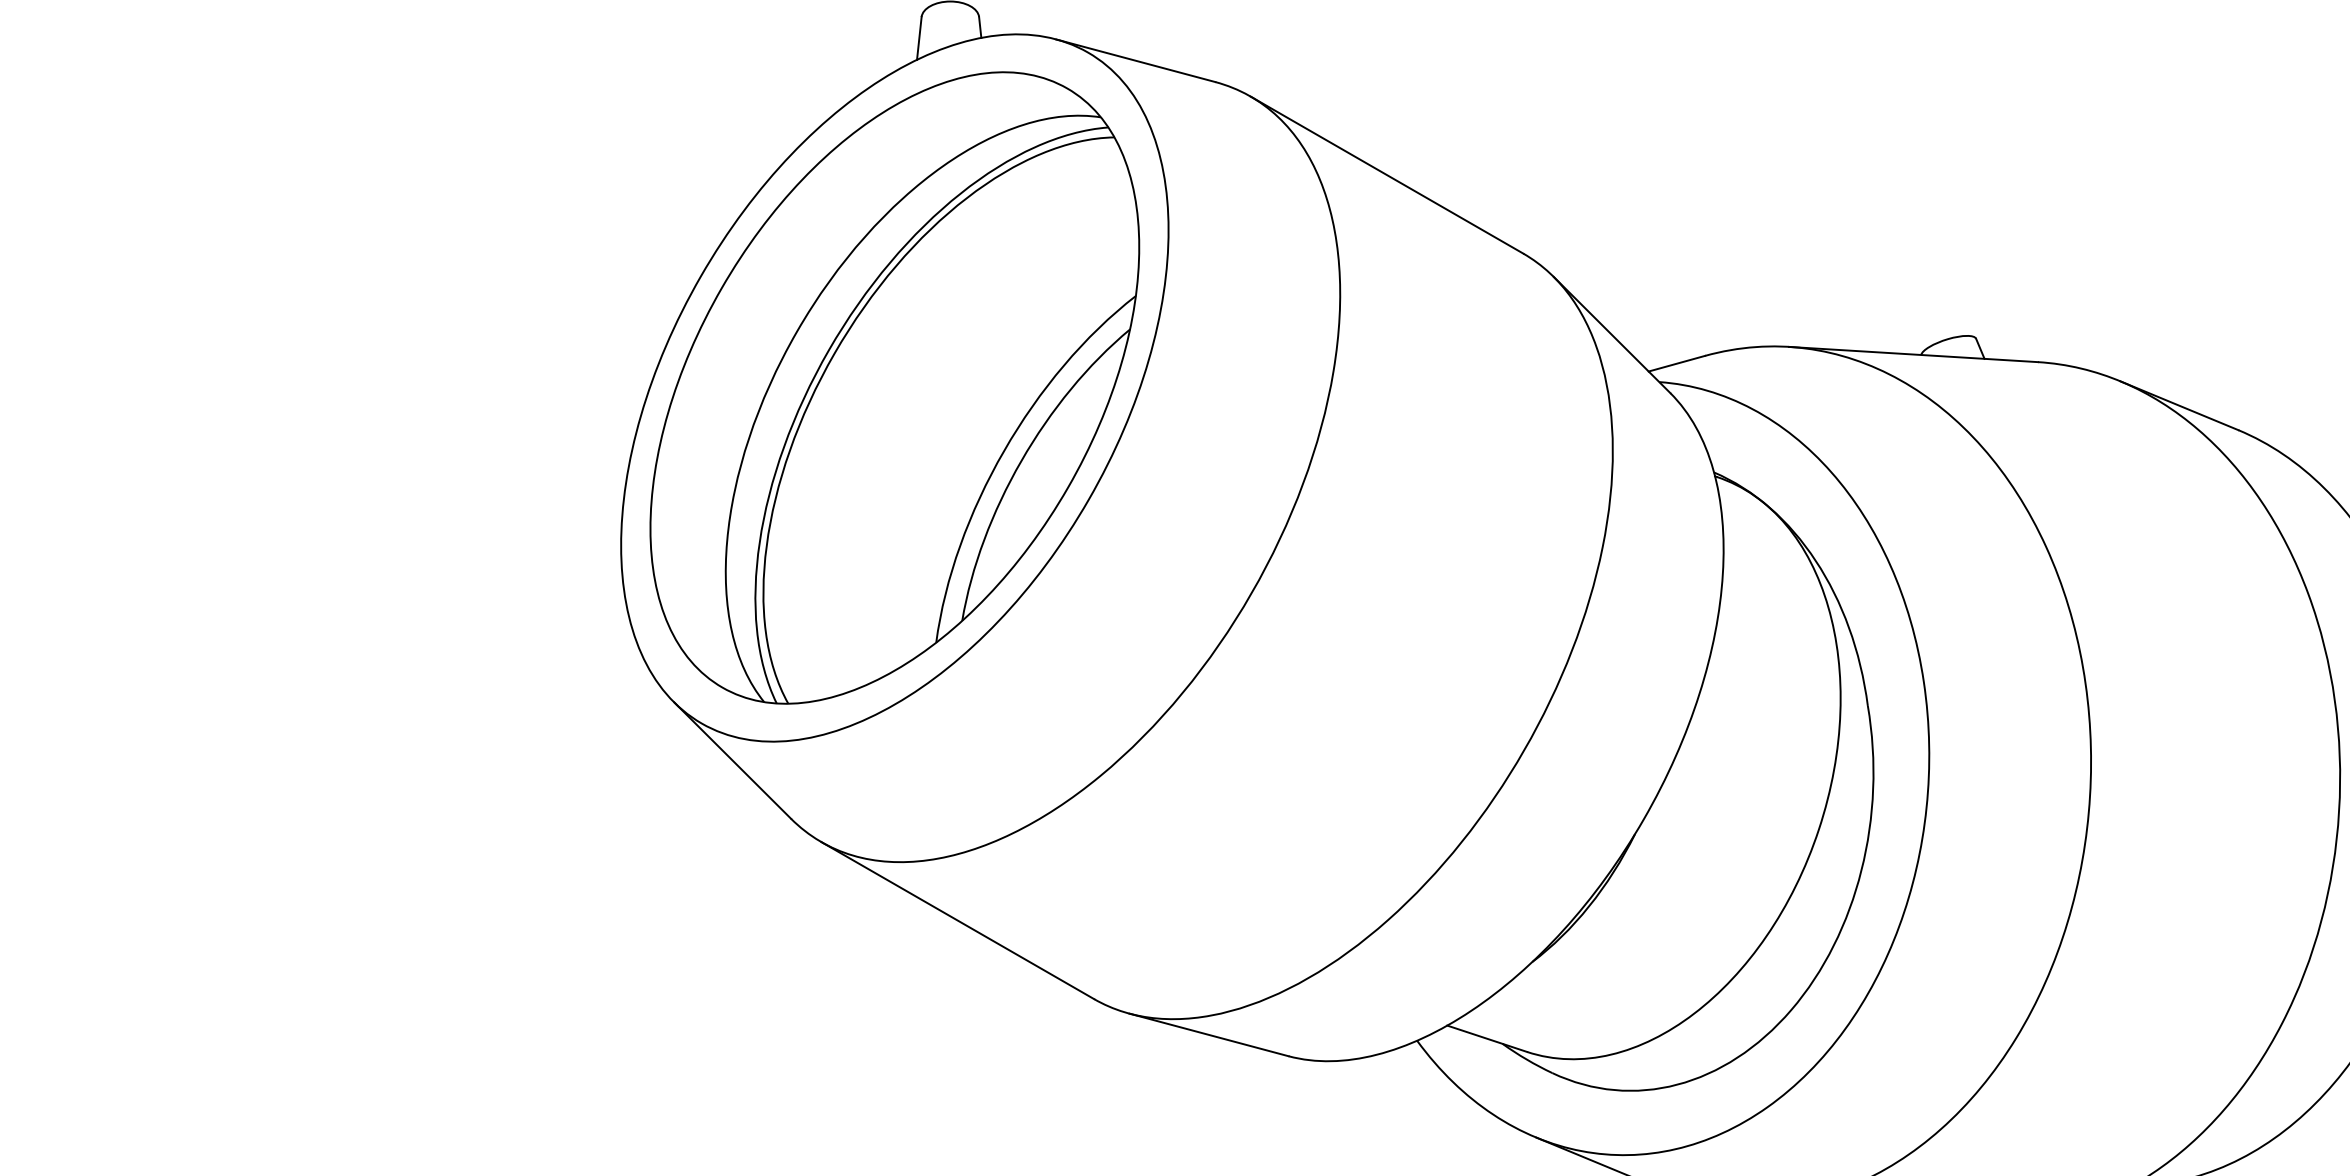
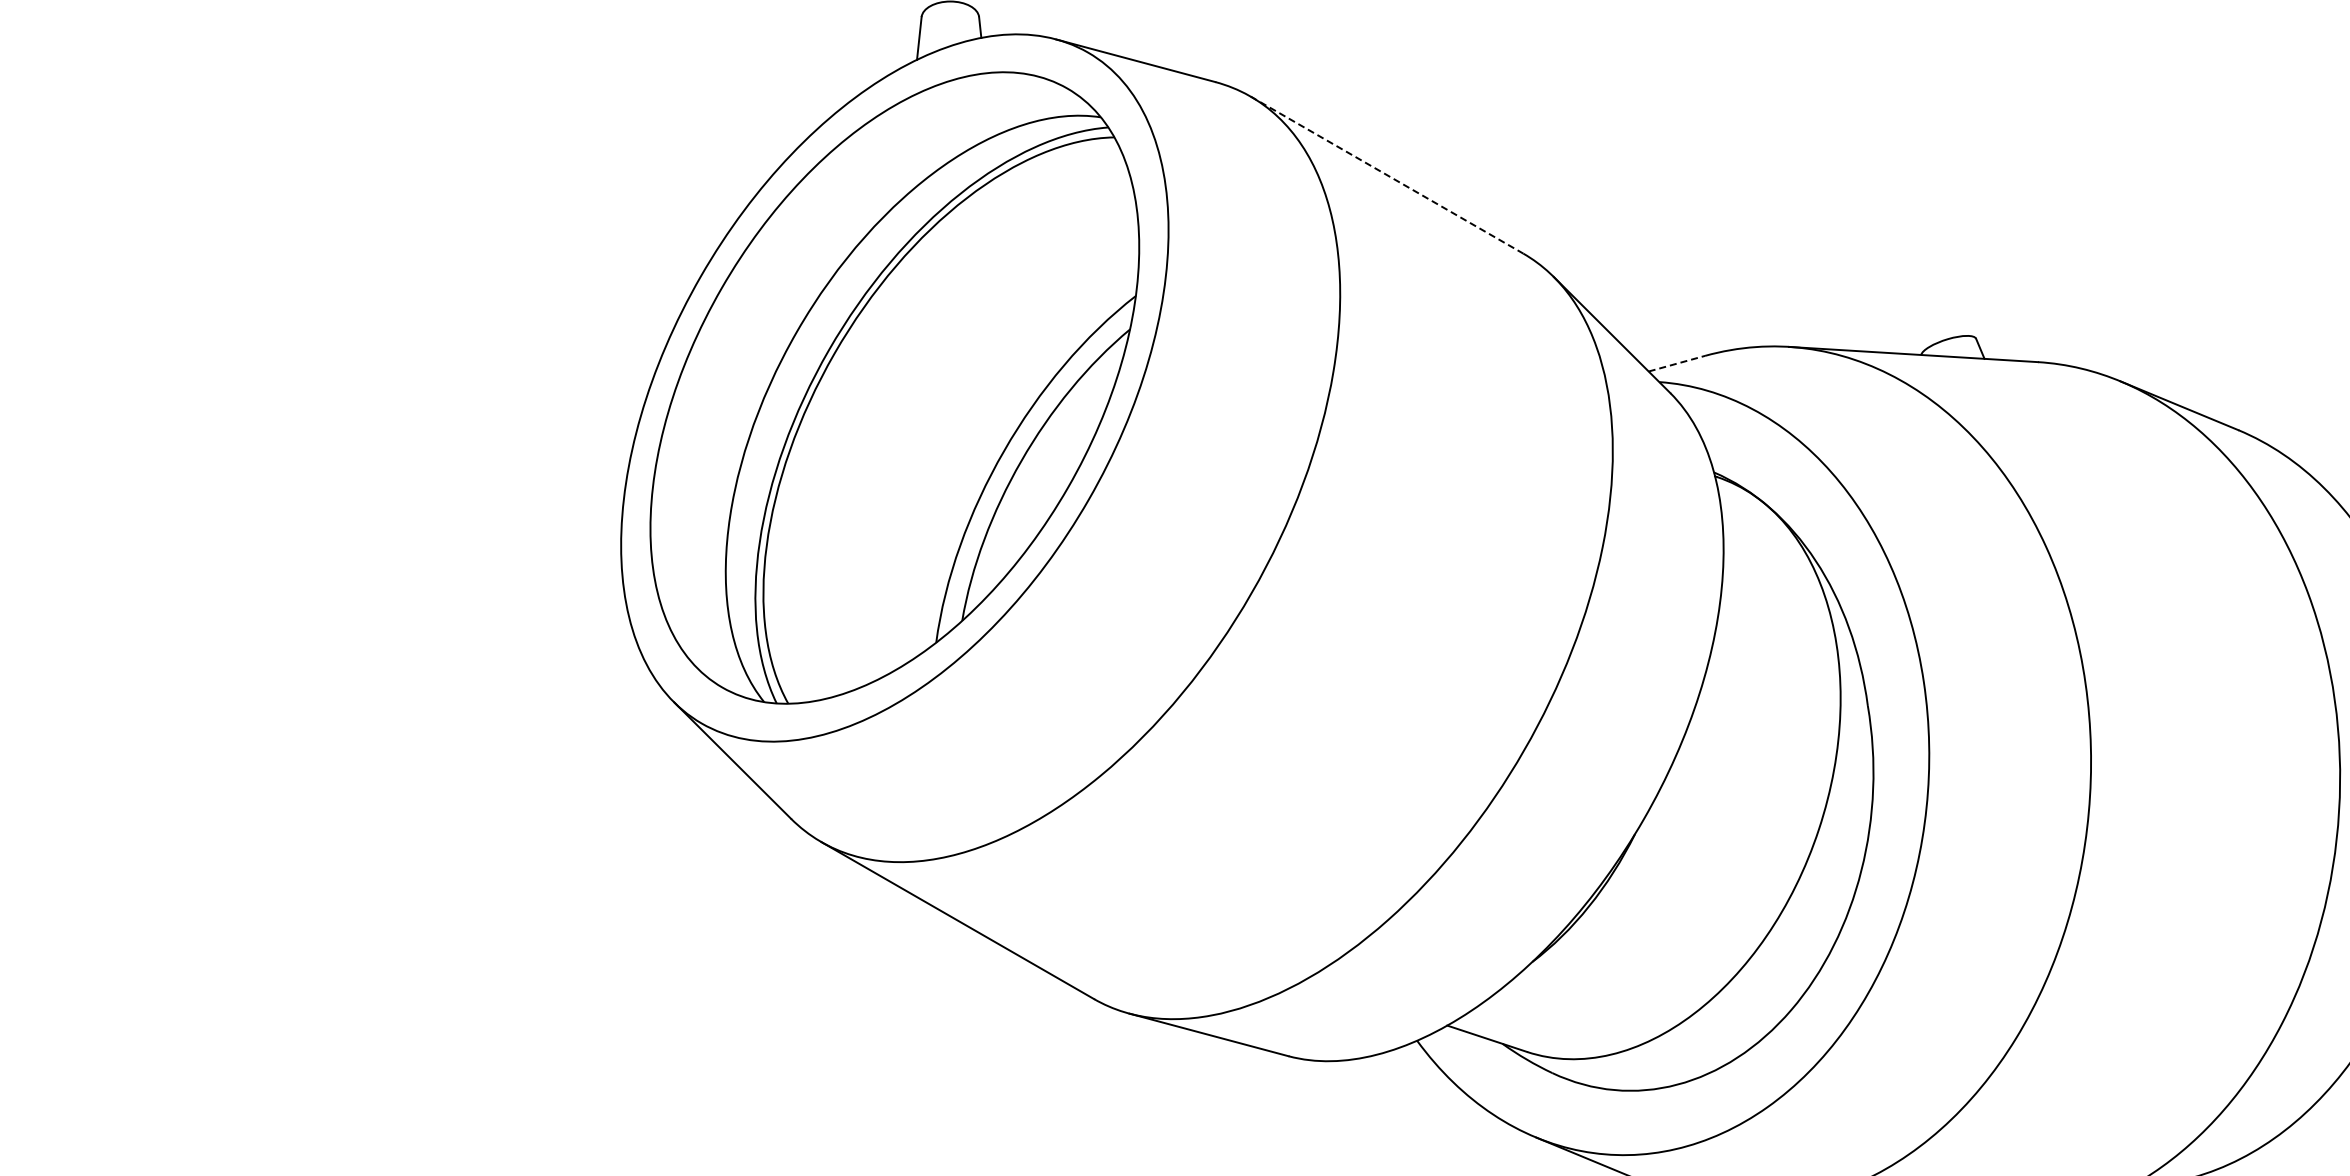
line: solid -> dashed (1387, 175)
line: solid -> dashed (1677, 363)
